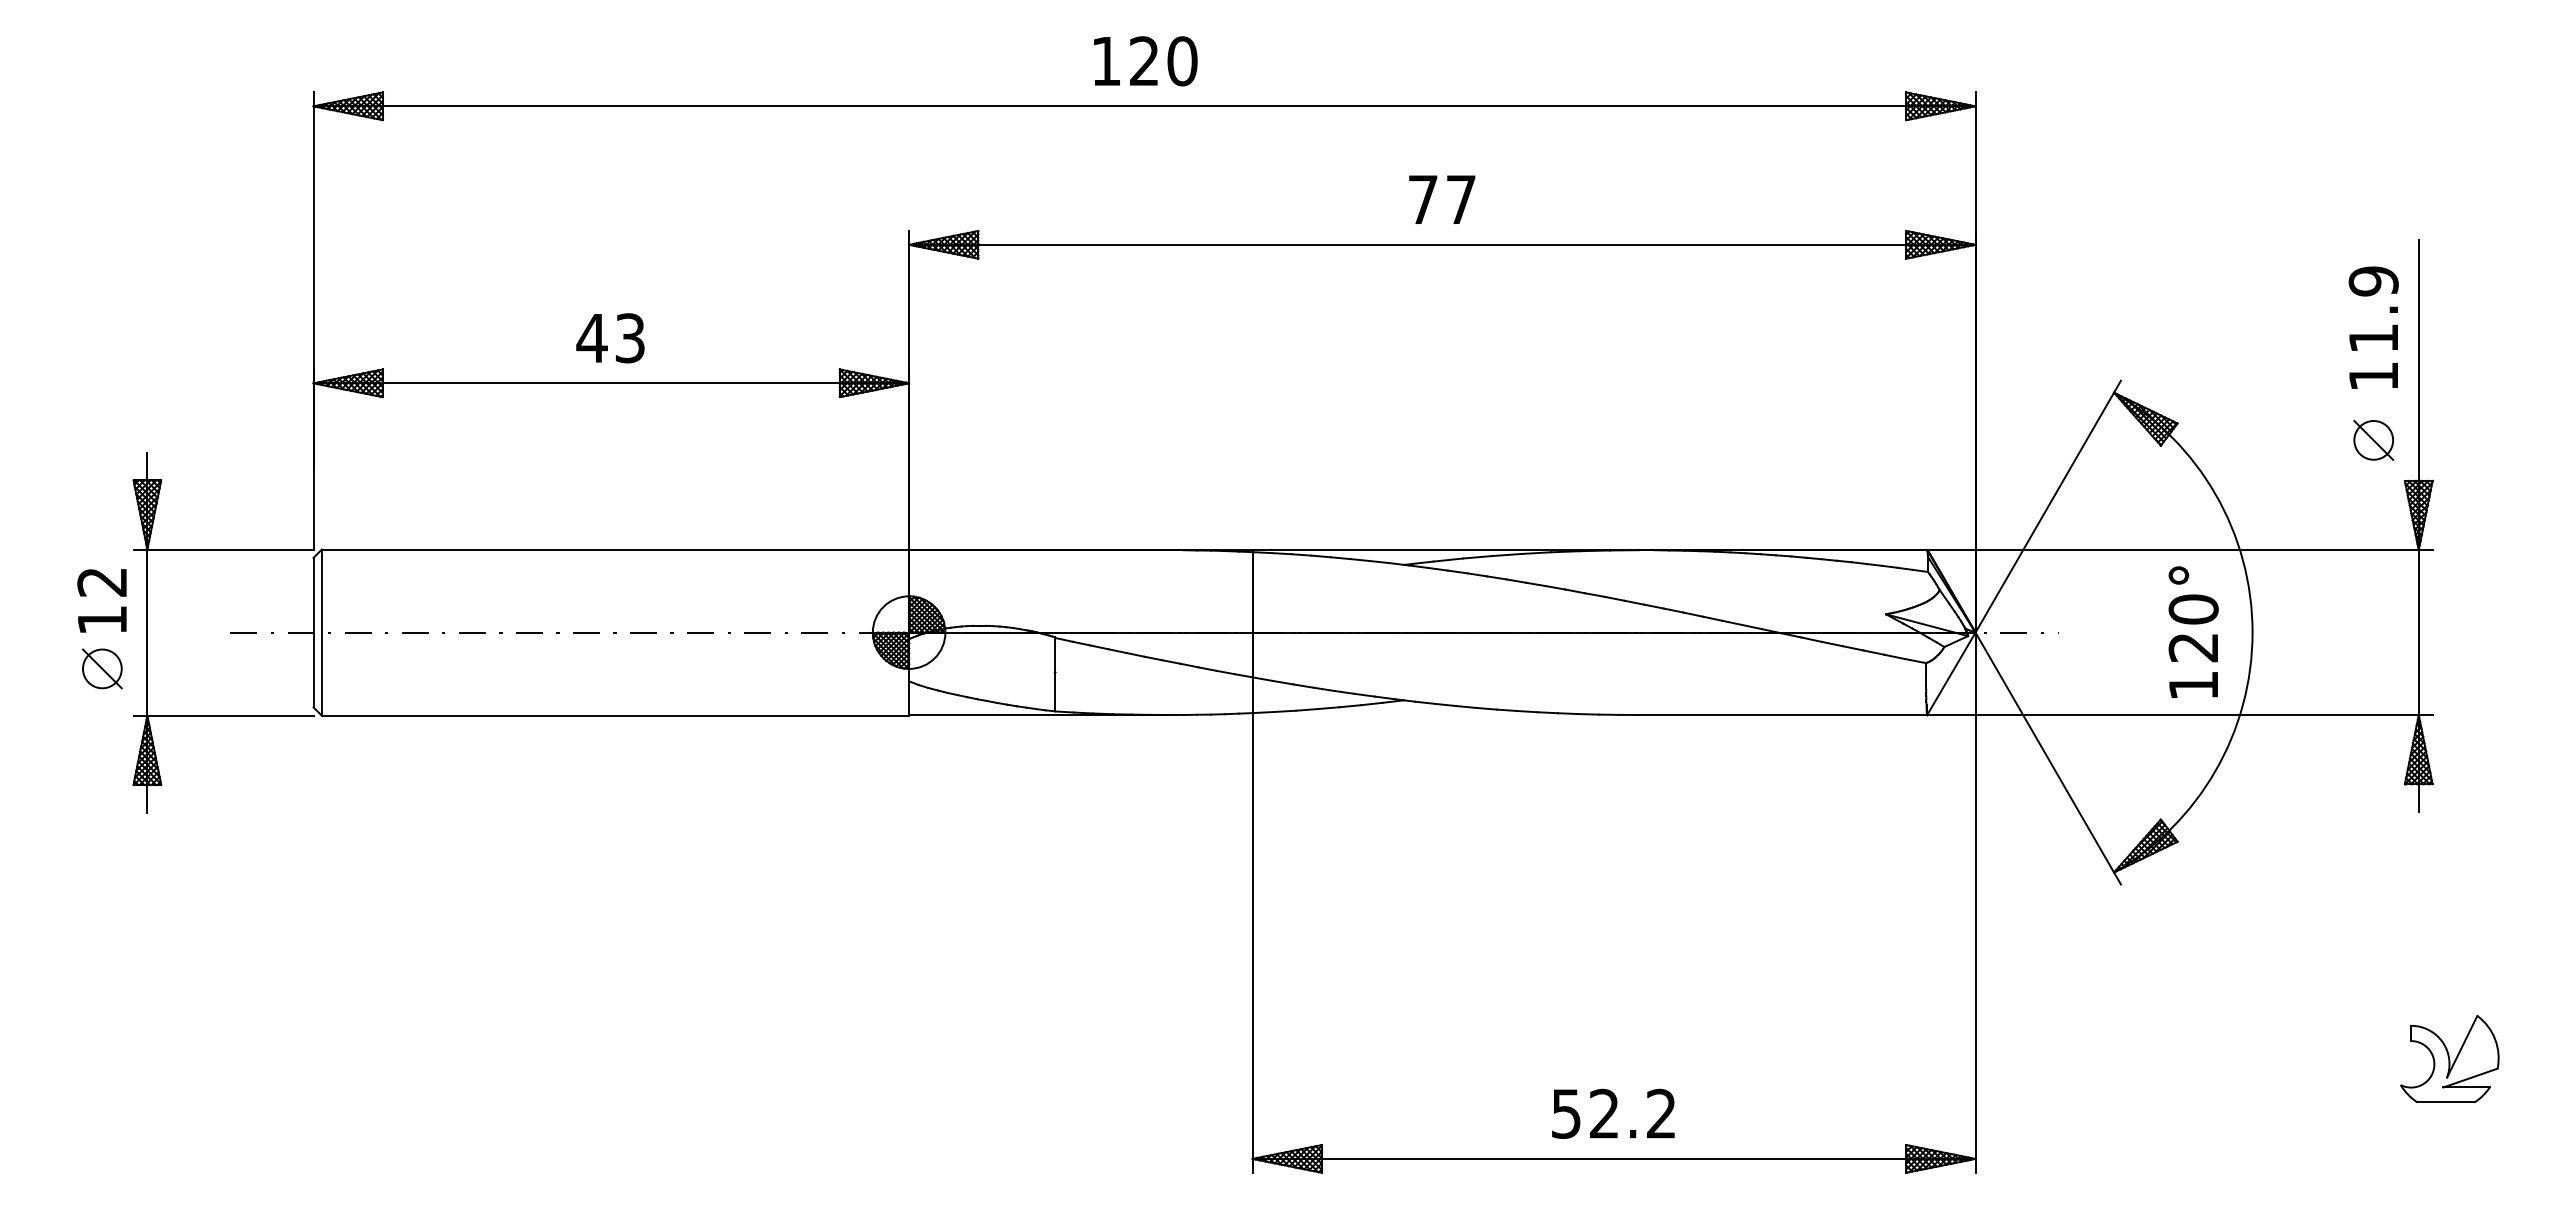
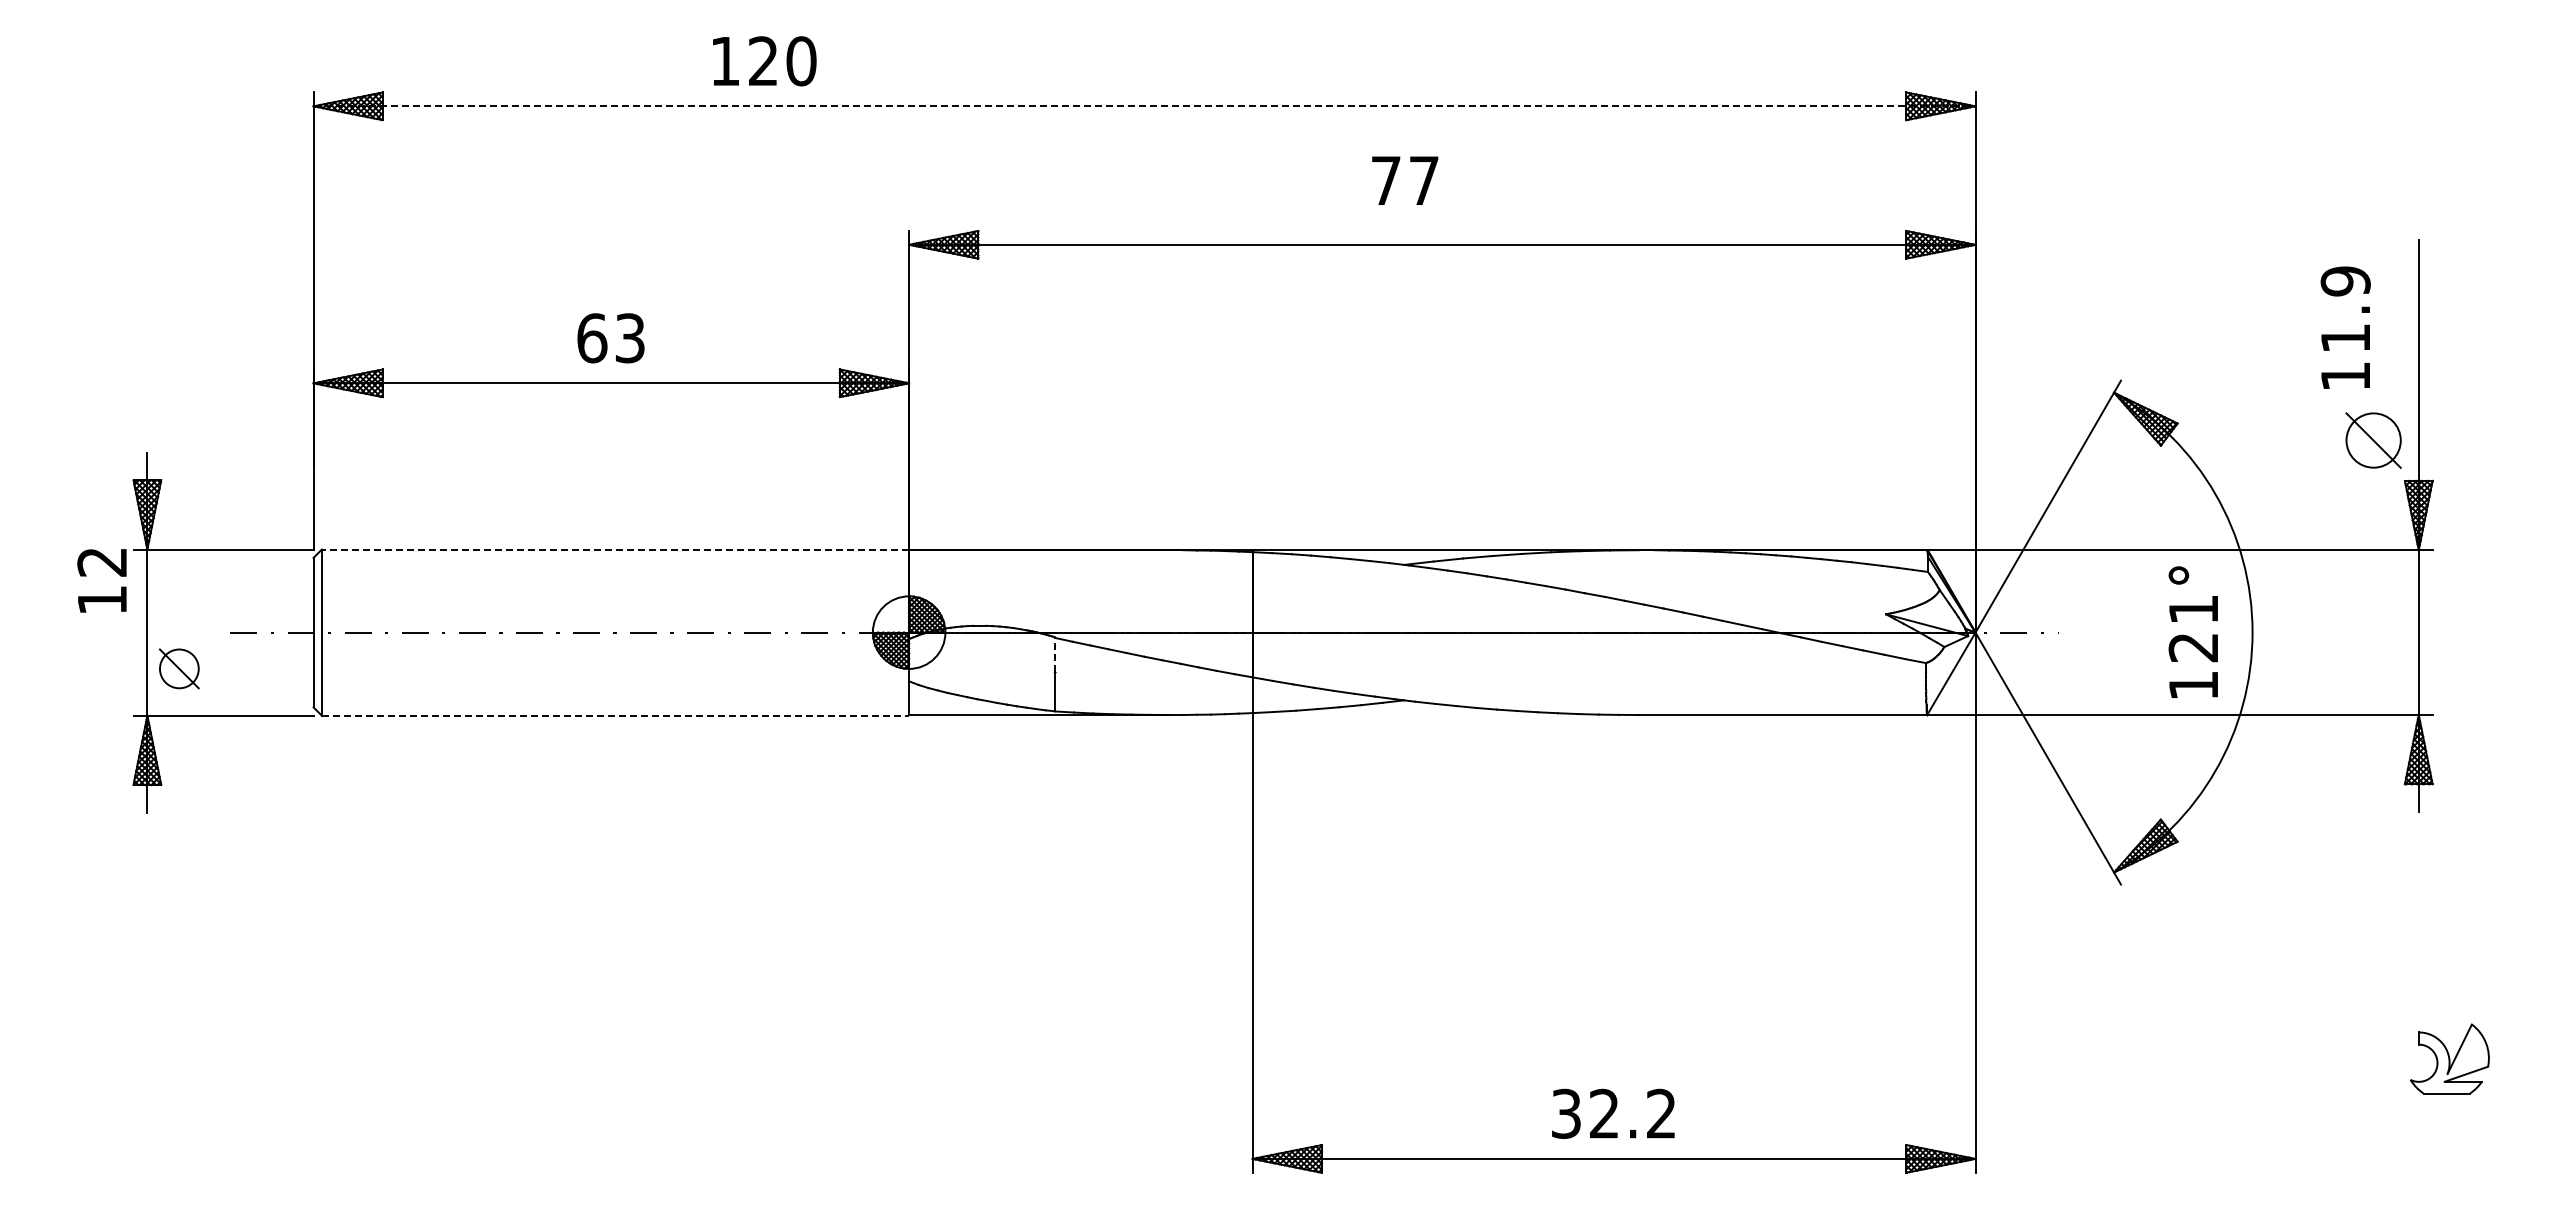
text position: (1145, 61) -> (764, 61) (764, 61)
line: solid -> dashed (1144, 106)
text position: (1442, 199) -> (1405, 180) (1405, 180)
text position: (2373, 327) -> (2345, 327) (2345, 327)
text: 43 -> 63 (591, 338)
part size: 42x42 px -> 57x57 px (2373, 440)
line: solid -> dashed (615, 549)
text position: (101, 600) -> (101, 580) (101, 580)
text: 120° -> 121° (2193, 609)
line: solid -> dashed (1054, 654)
part position: (101, 668) -> (178, 668) (178, 668)
line: solid -> dashed (615, 715)
part size: 100x88 px -> 80x72 px (2449, 1058)
text: 52.2 -> 32.2 (1566, 1113)
